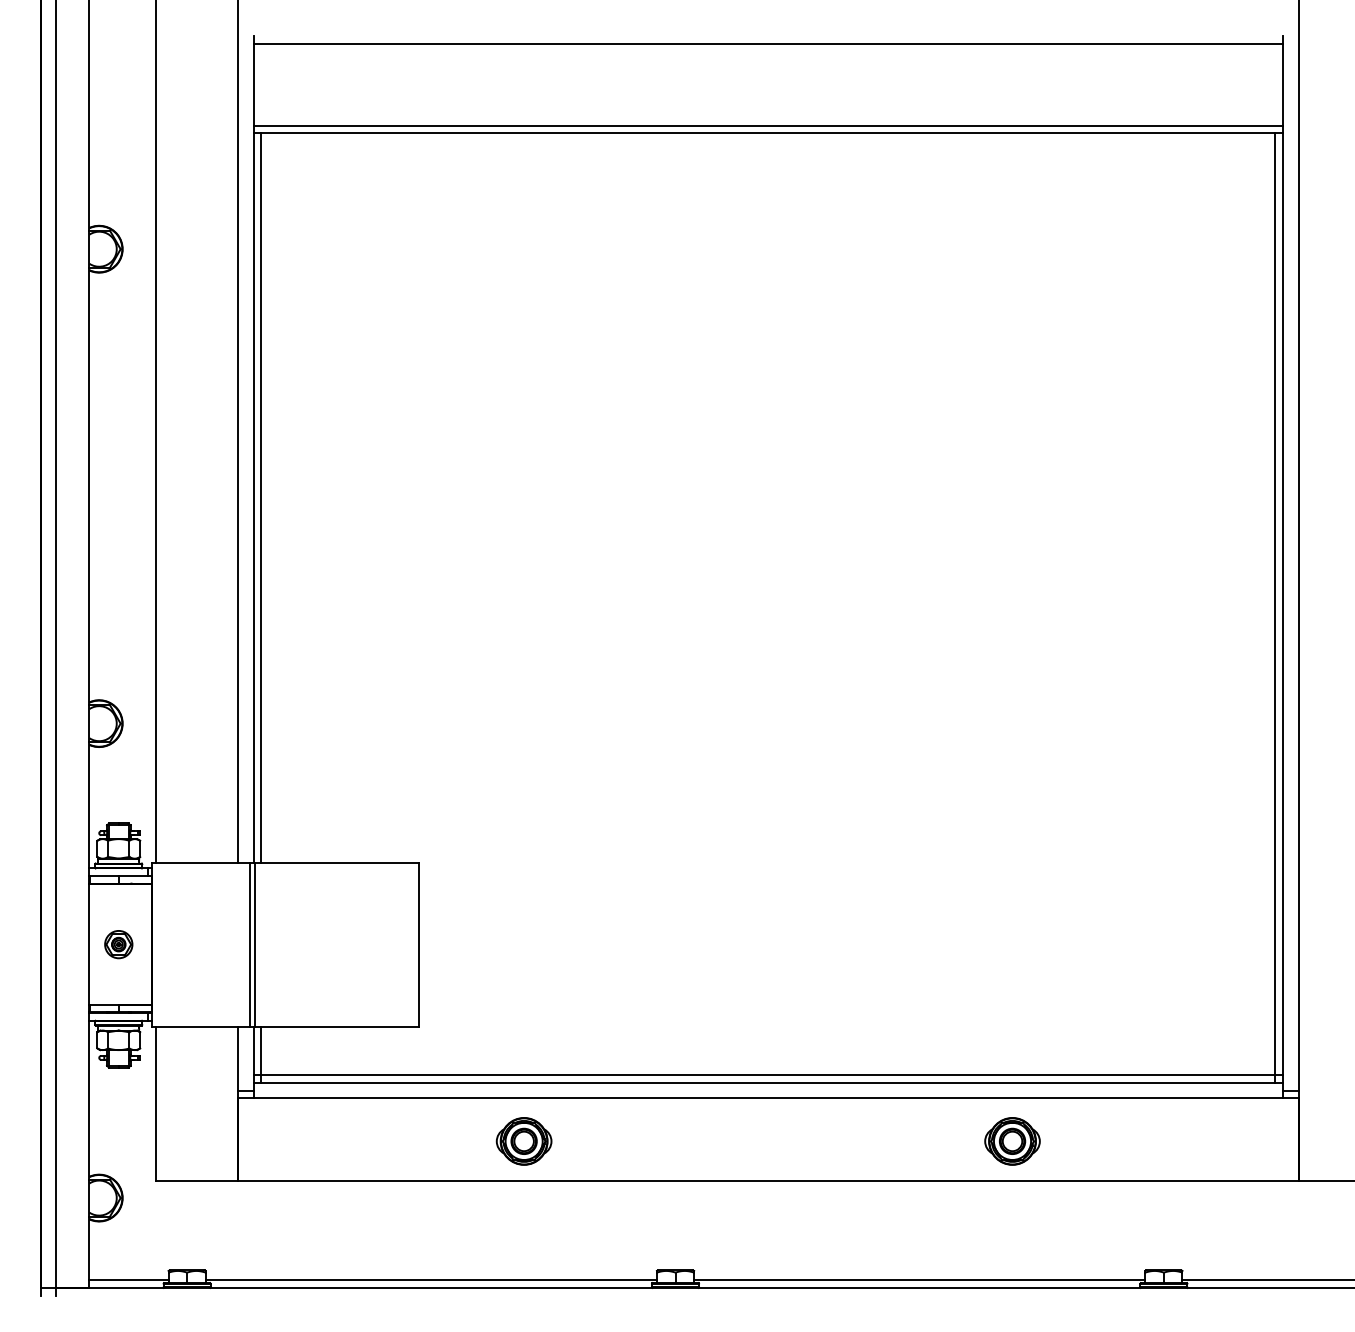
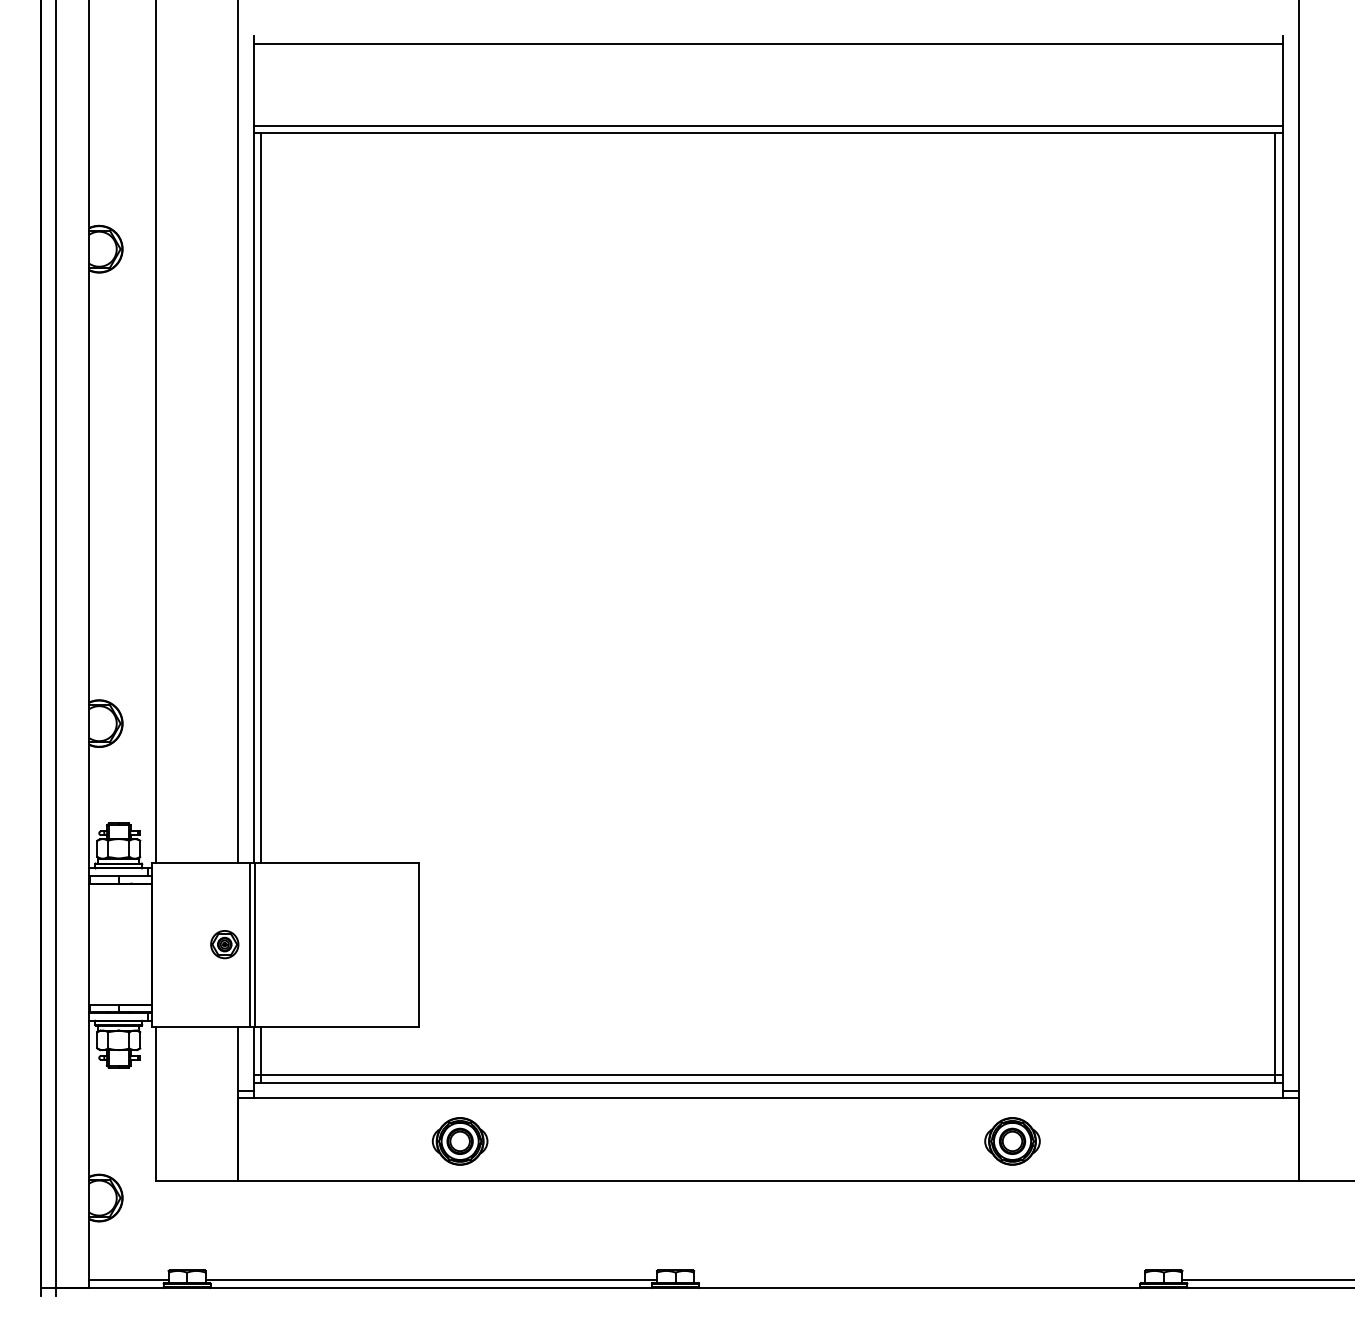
part position: (118, 944) -> (224, 944) (224, 944)
part position: (523, 1141) -> (459, 1141) (459, 1141)
line: present -> none (919, 1280)
